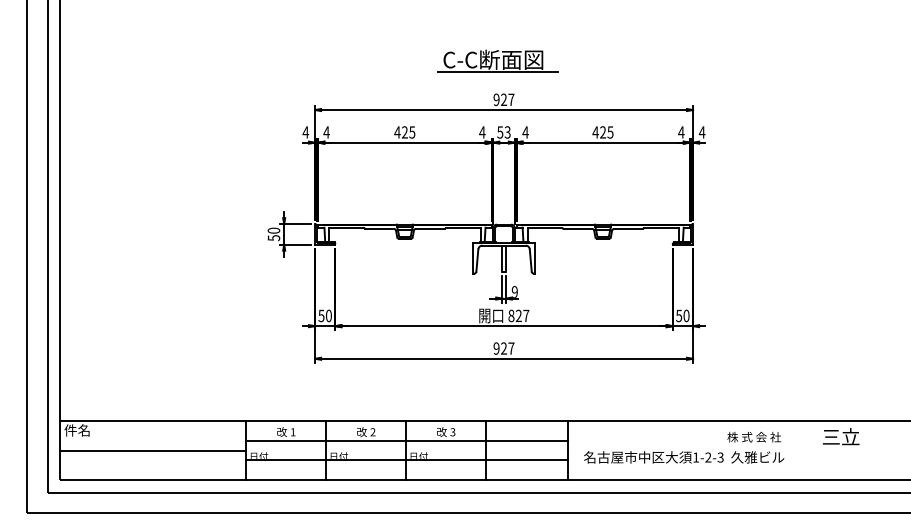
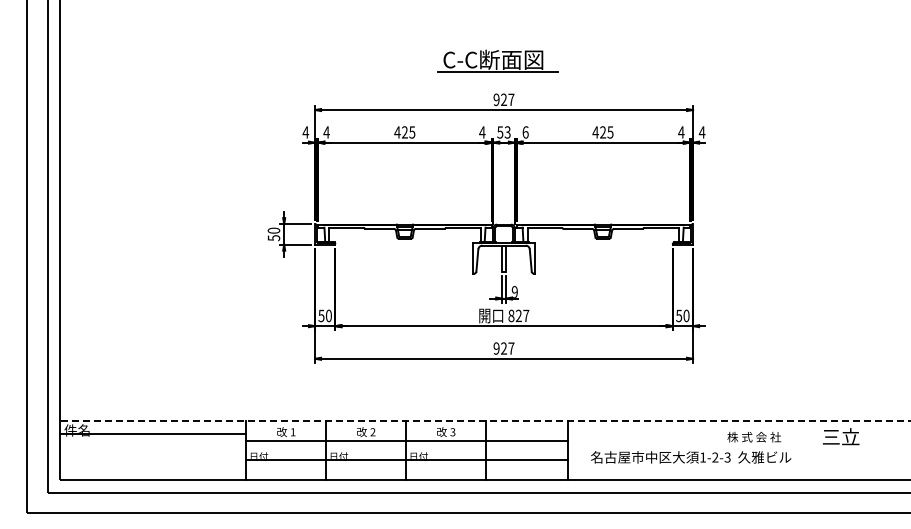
text: 4 -> 6 (525, 132)
line: solid -> dashed (484, 420)
line position: (152, 450) -> (152, 433) (152, 433)
text position: (684, 457) -> (691, 457) (691, 457)
